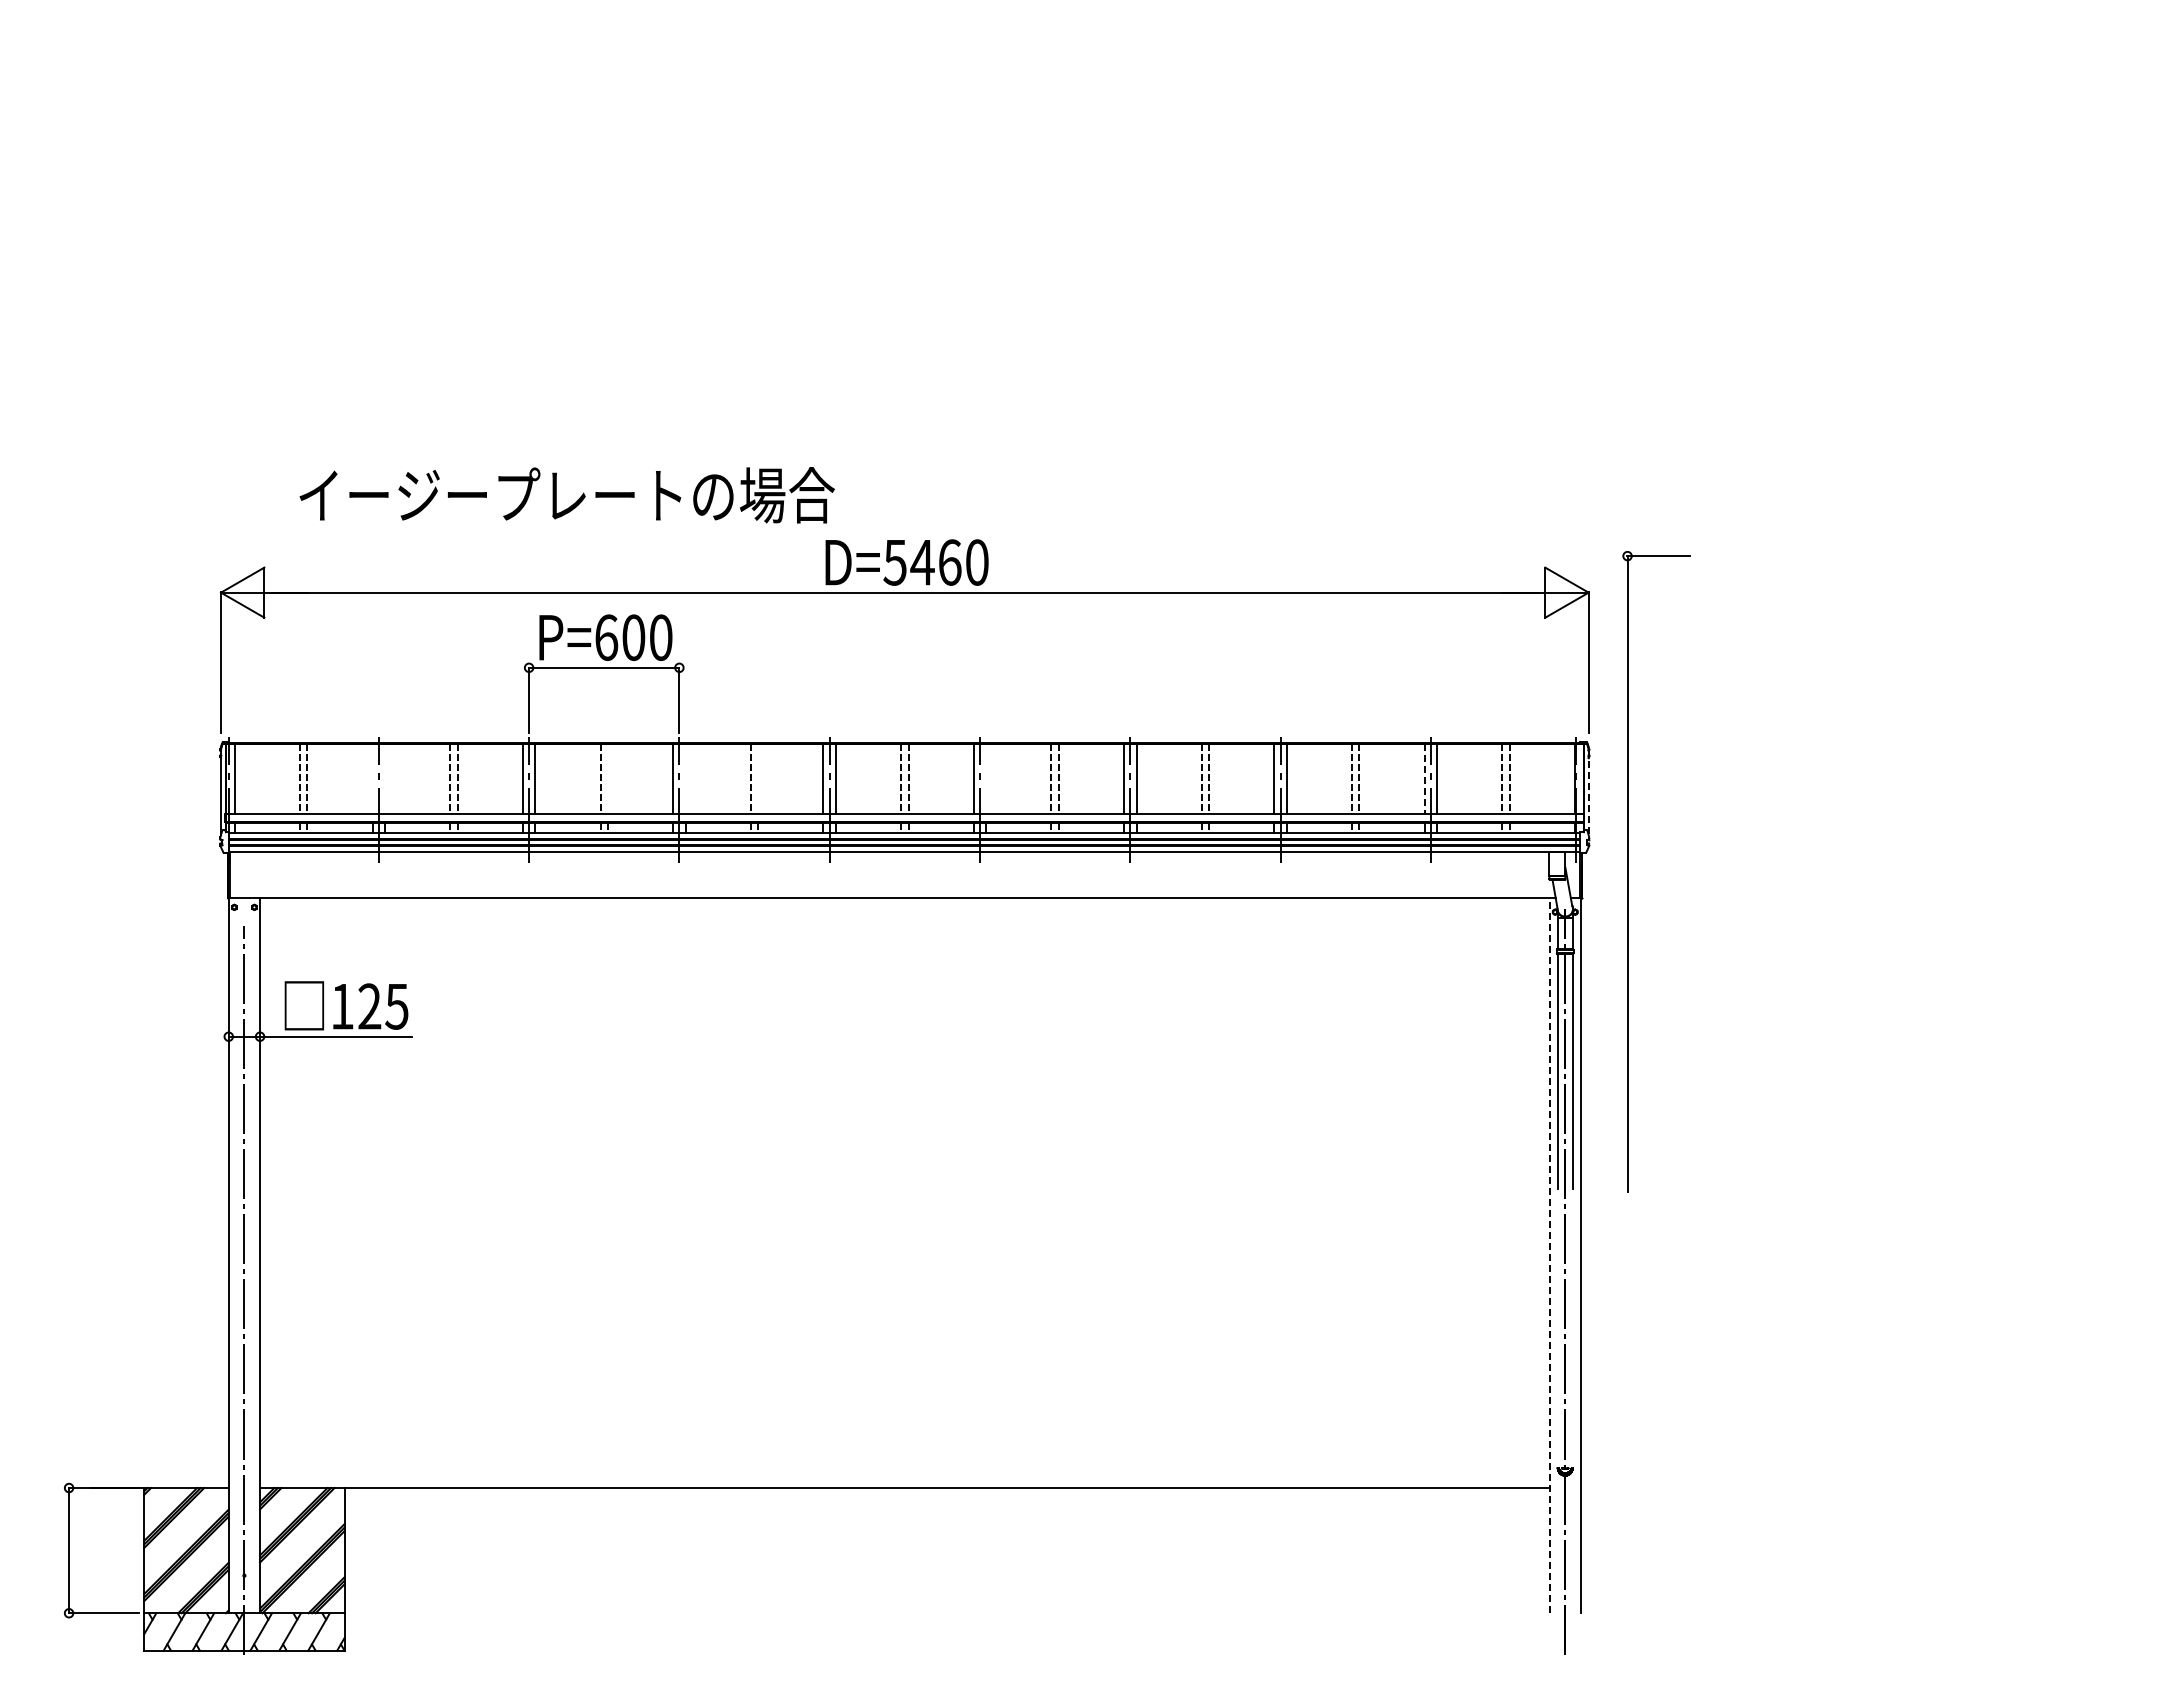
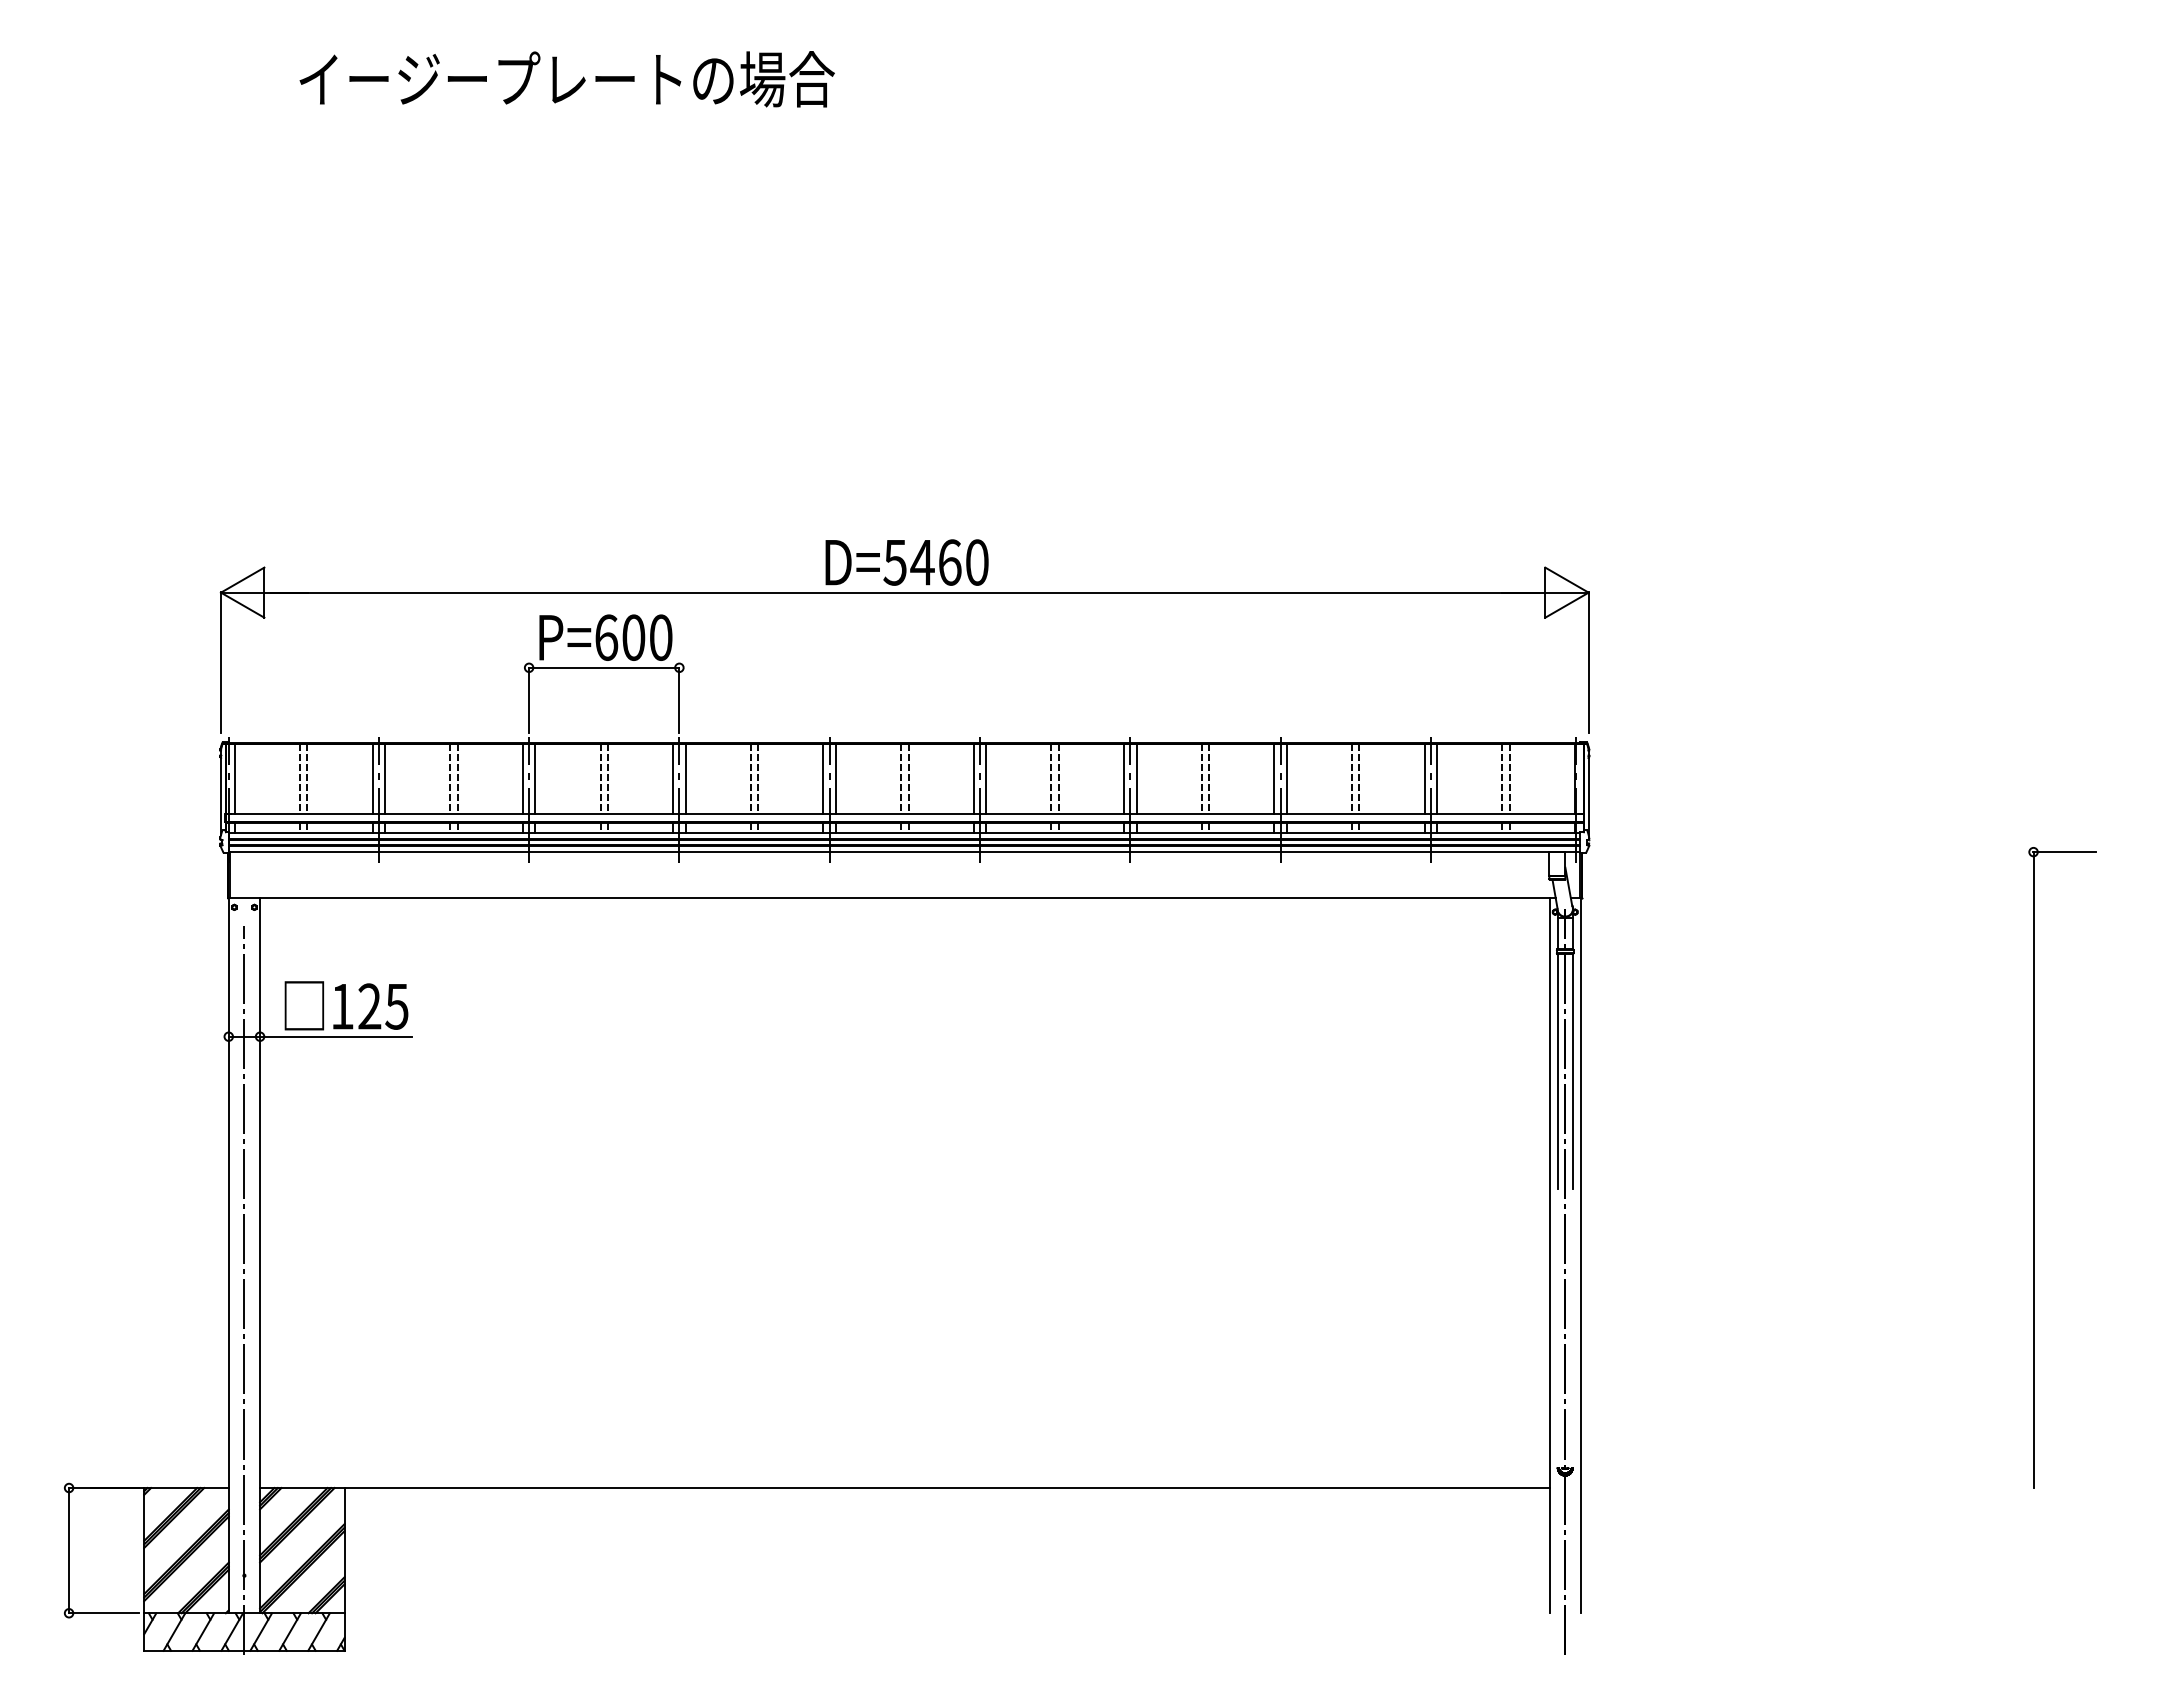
text position: (566, 495) -> (566, 79) (566, 79)
line: none -> present (372, 778)
line: none -> present (385, 778)
line: none -> present (608, 778)
line: none -> present (685, 778)
line: none -> present (758, 778)
line: none -> present (986, 778)
line: dashed -> solid (1424, 779)
line: dashed -> solid (1588, 792)
part position: (1628, 871) -> (2034, 1167) (2034, 1167)
line: dashed -> solid (1549, 1255)
